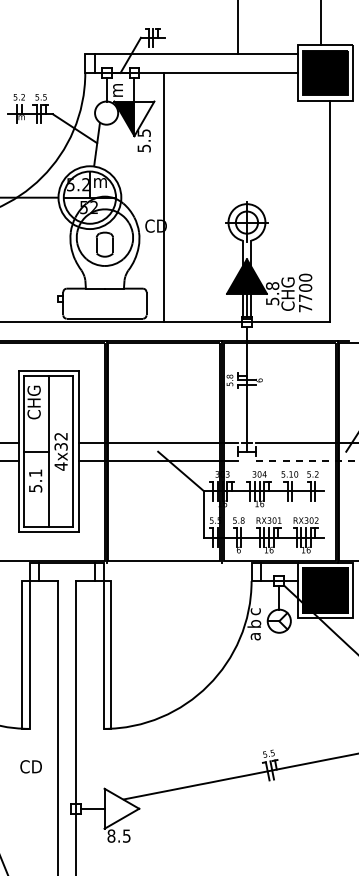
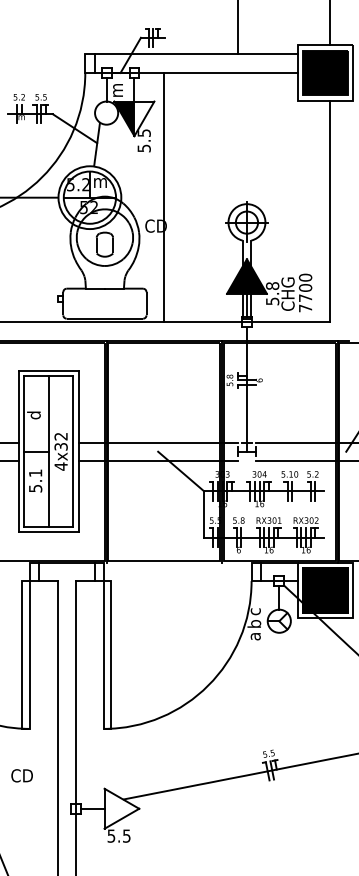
line position: (321, 23) -> (330, 23) (330, 23)
text: CHG -> d (33, 402)
line: dashed -> solid (307, 460)
text position: (30, 766) -> (21, 775) (21, 775)
text: 8.5 -> 5.5 (111, 835)
